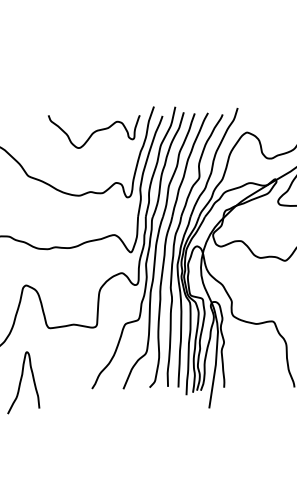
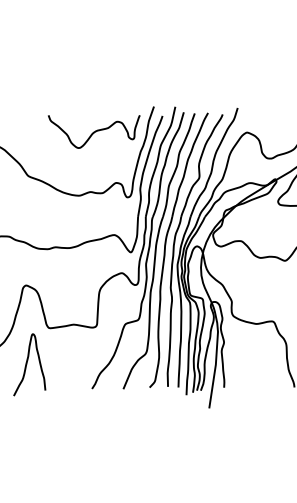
curve position: (21, 382) -> (27, 364) (27, 364)
